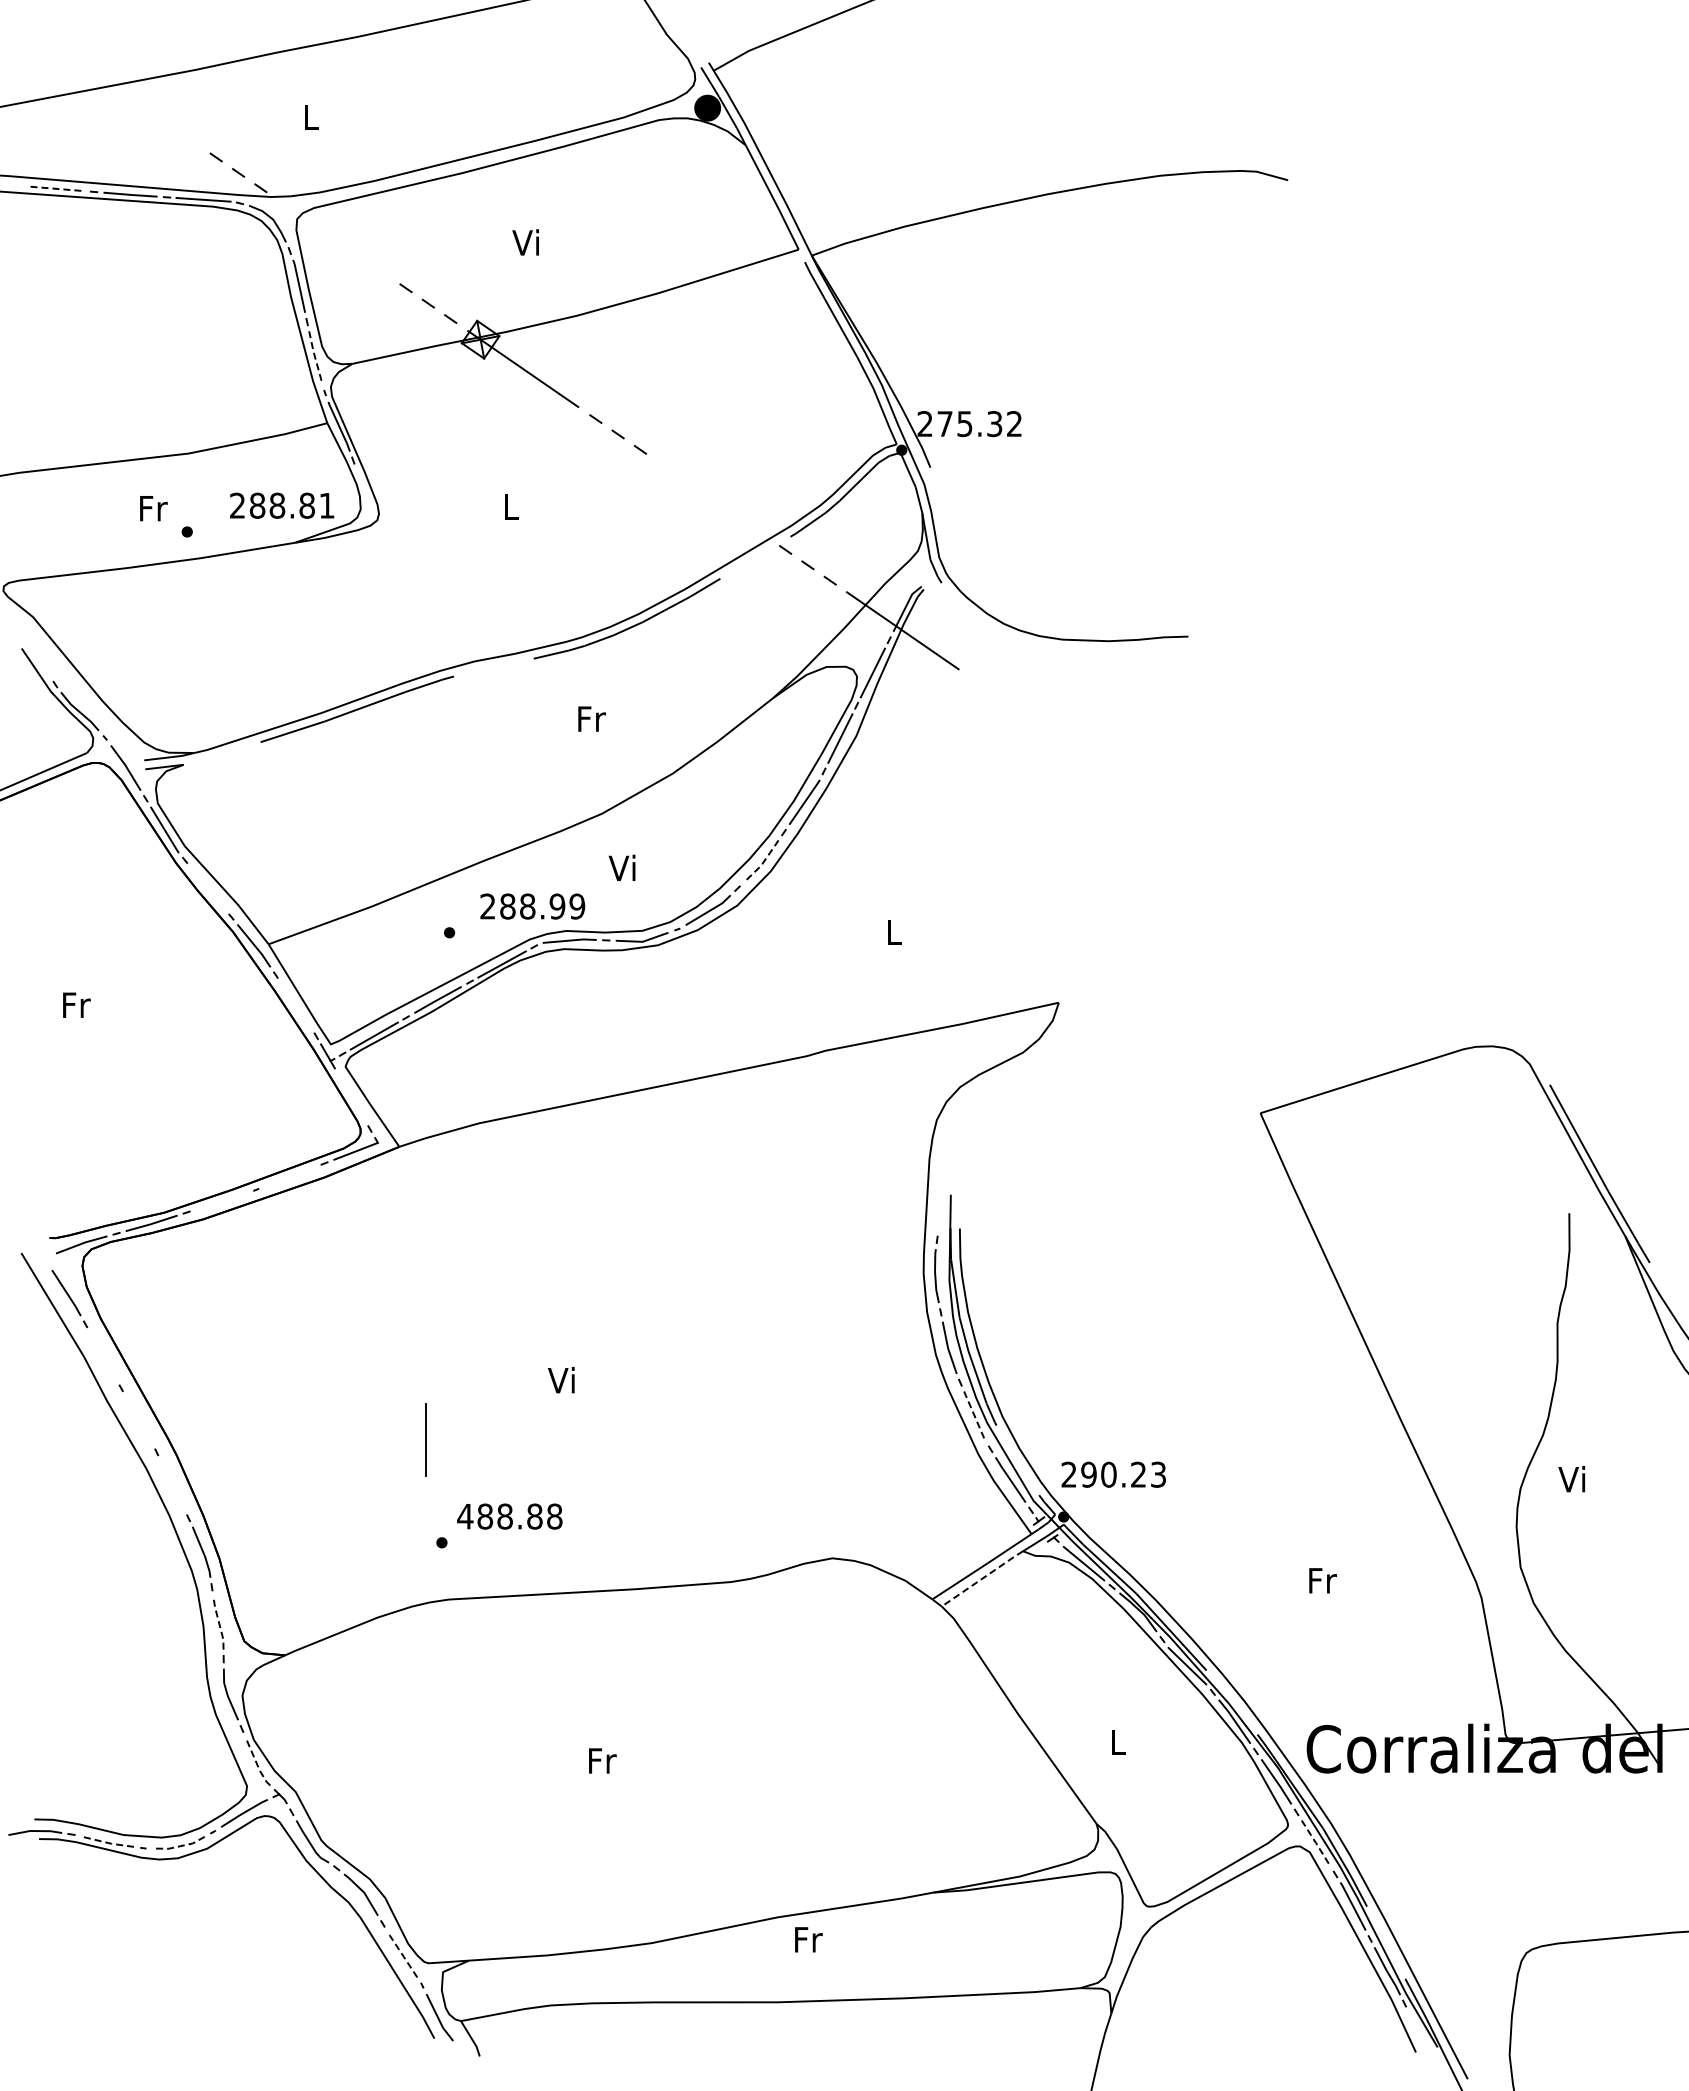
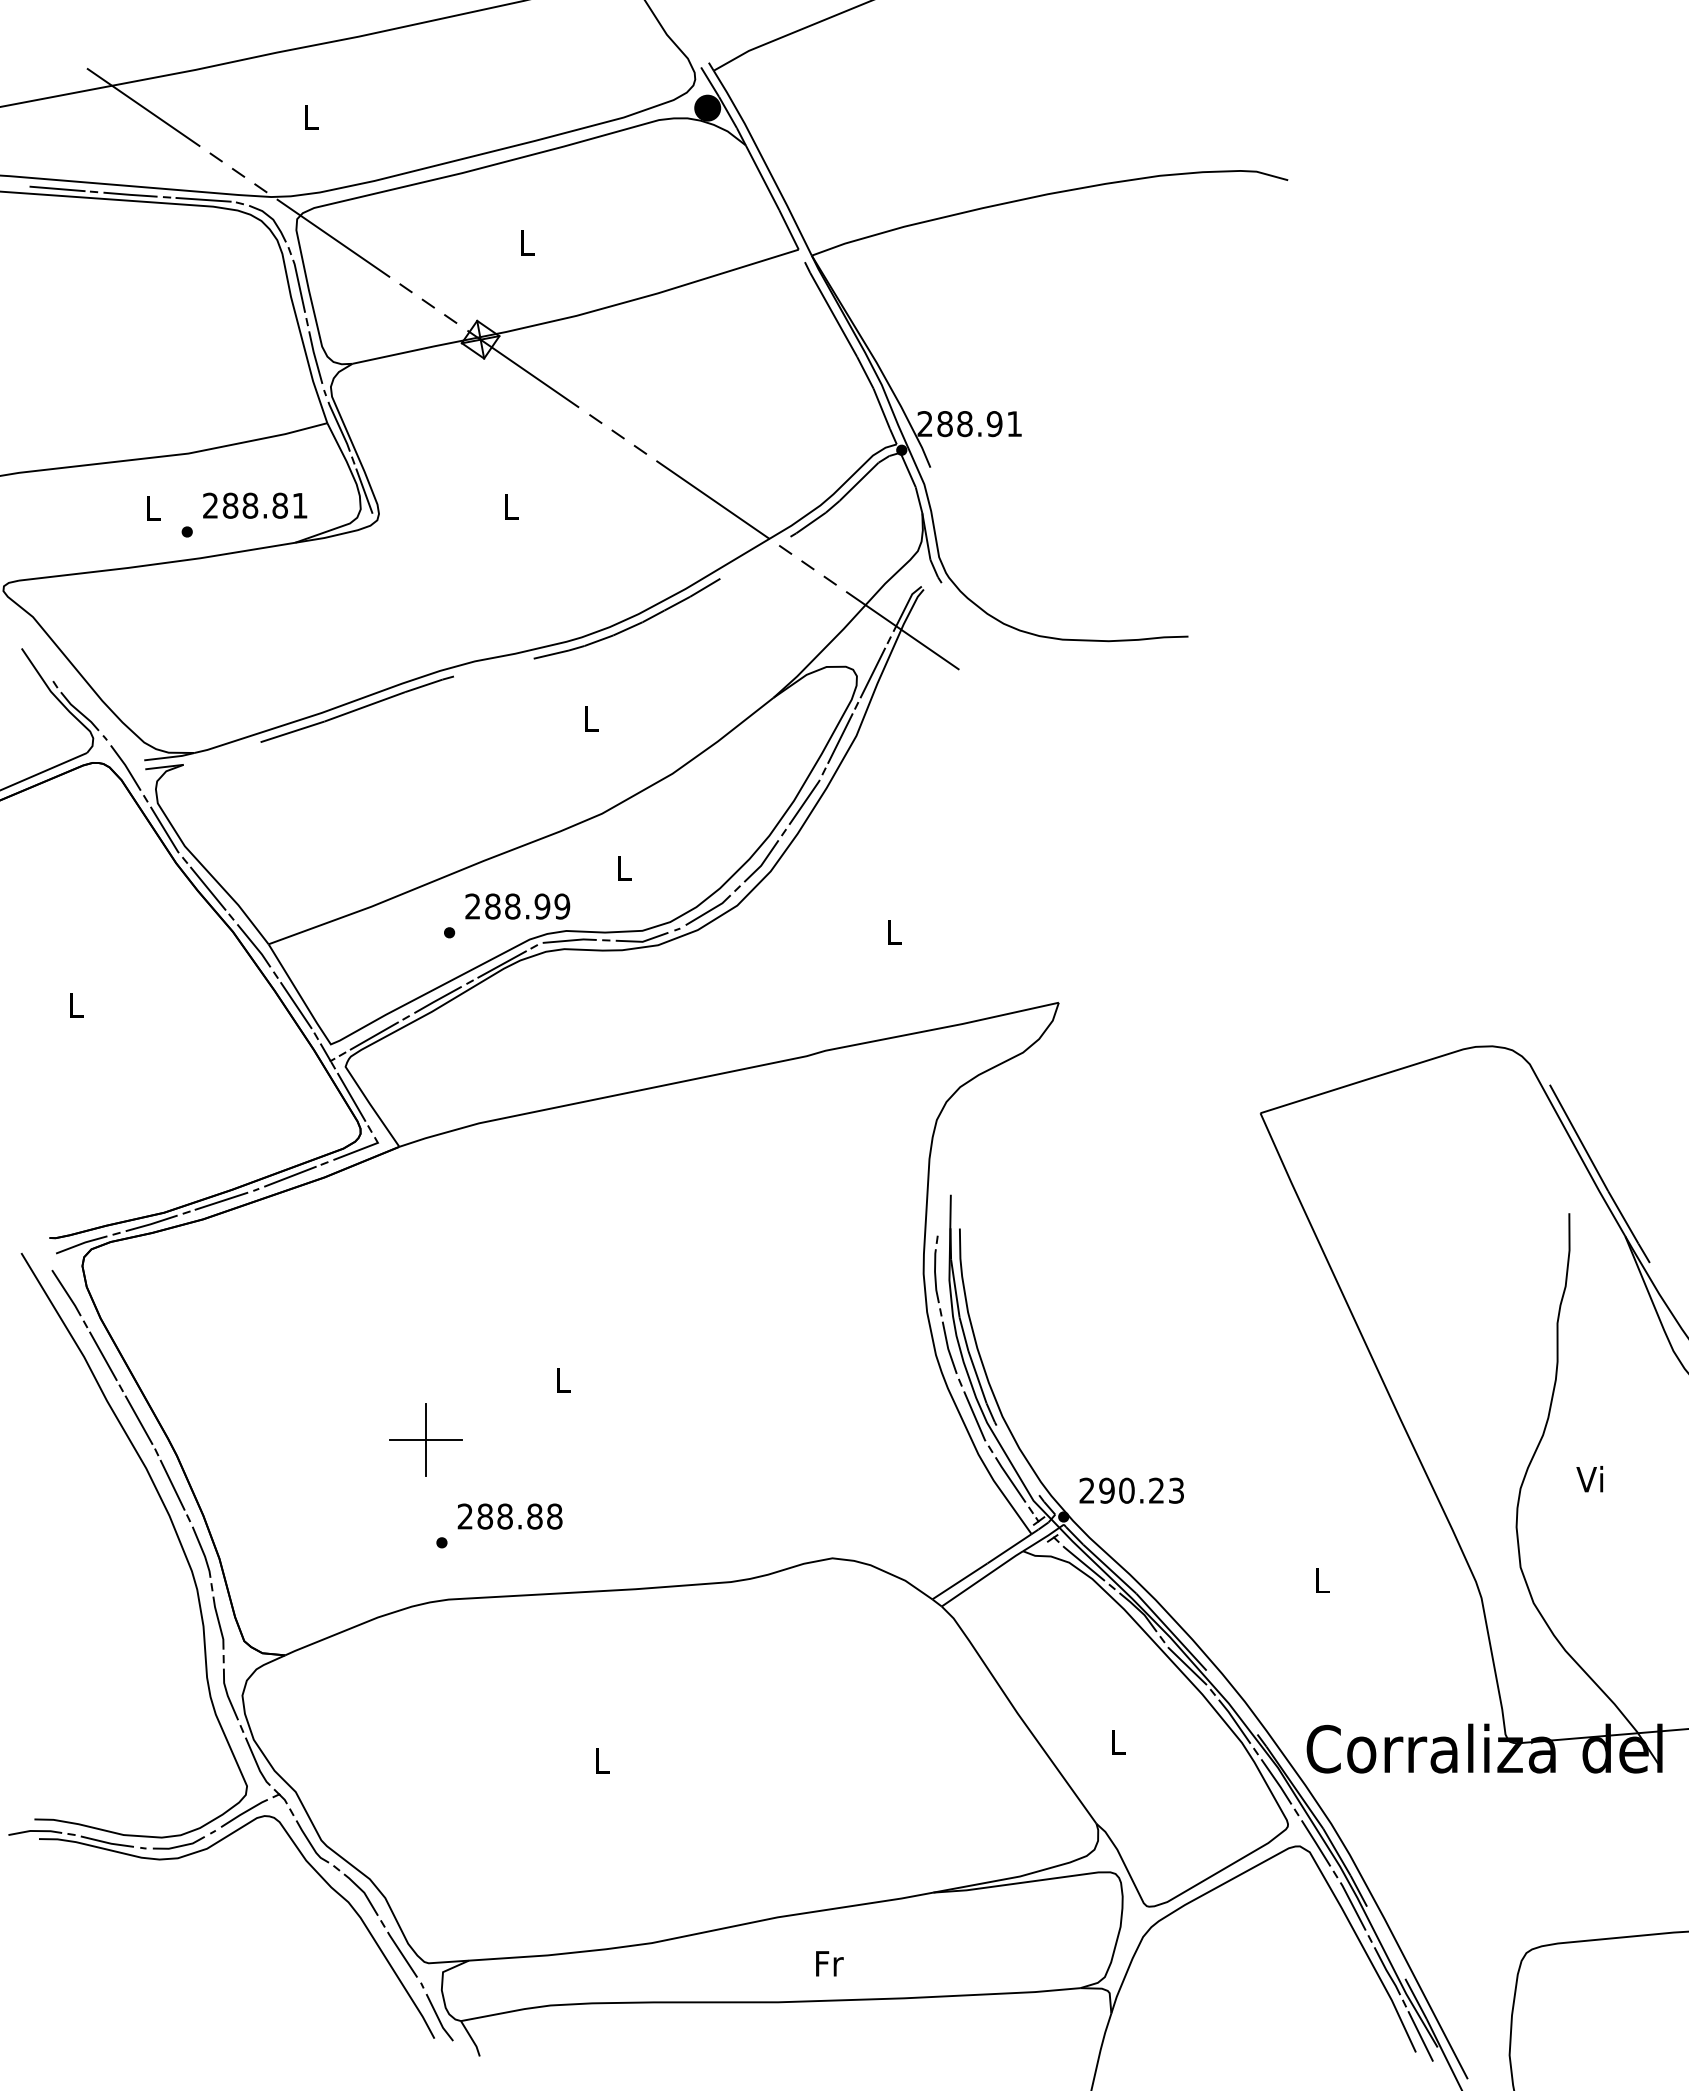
line: none -> present (143, 107)
line: dashed -> solid (58, 188)
line: none -> present (333, 237)
text: Vi -> L (525, 242)
line: dashed -> solid (315, 357)
text: 275.32 -> 288.91 (979, 424)
line: none -> present (364, 490)
line: none -> present (712, 499)
text position: (282, 505) -> (255, 505) (255, 505)
text: Fr -> L (153, 508)
text: Fr -> L (591, 718)
line: dashed -> solid (762, 863)
text: Vi -> L (621, 867)
line: none -> present (208, 888)
text position: (532, 906) -> (517, 906) (517, 906)
text: Fr -> L (76, 1004)
line: none -> present (296, 1005)
line: none -> present (351, 1096)
line: none -> present (290, 1176)
line: none -> present (221, 1200)
line: none -> present (103, 1356)
text: Vi -> L (561, 1380)
line: dashed -> solid (975, 1417)
line: none -> present (138, 1419)
line: none -> present (426, 1440)
text position: (1113, 1474) -> (1131, 1490) (1131, 1490)
text position: (1571, 1479) -> (1589, 1479) (1589, 1479)
line: none -> present (172, 1484)
text: 488.88 -> 288.88 (465, 1516)
line: dashed -> solid (982, 1578)
text: Fr -> L (1322, 1580)
line: dashed -> solid (219, 1623)
text: Fr -> L (602, 1760)
line: dashed -> solid (256, 1763)
line: dashed -> solid (107, 1842)
line: dashed -> solid (1316, 1843)
line: dashed -> solid (179, 1846)
text position: (808, 1939) -> (829, 1963) (829, 1963)
line: dashed -> solid (402, 1954)
line: none -> present (1420, 2036)
